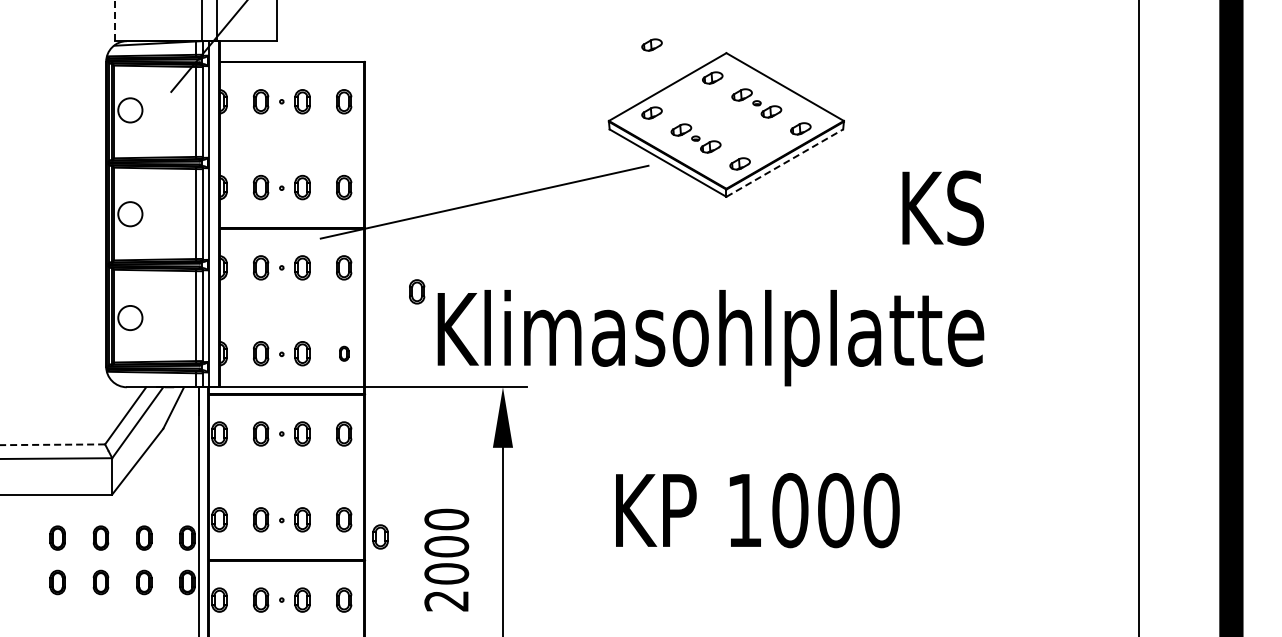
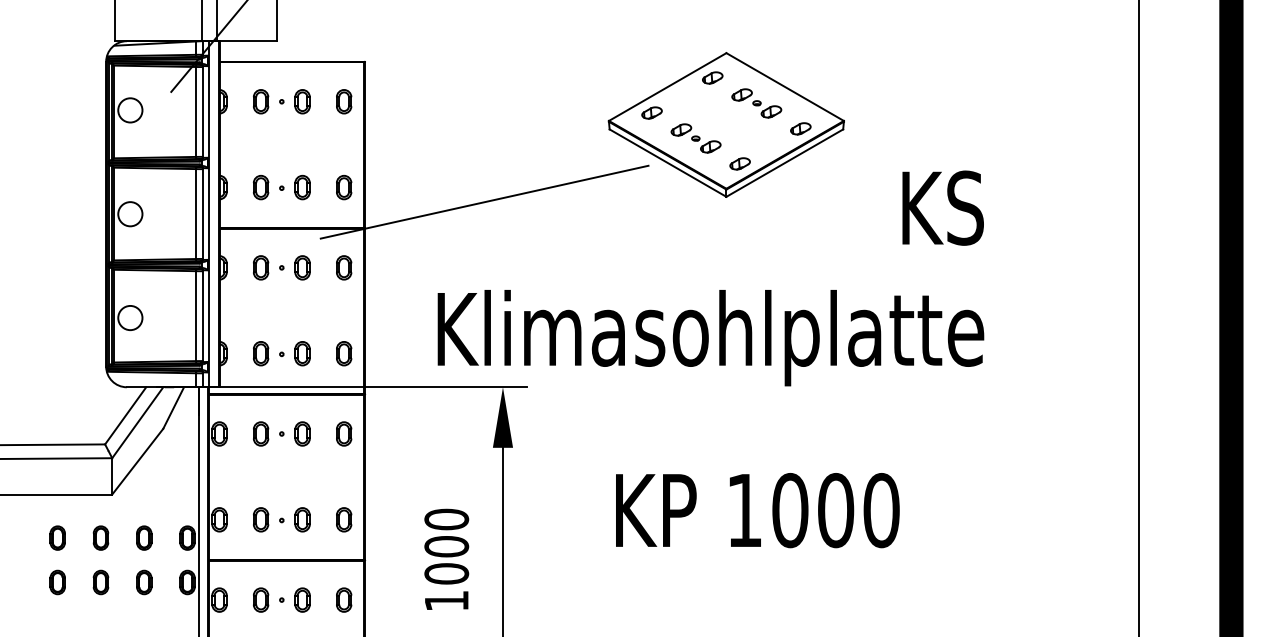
line: dashed -> solid (115, 20)
part: present -> none (651, 44)
line: dashed -> solid (785, 162)
part: present -> none (417, 291)
part size: 11x17 px -> 17x26 px (344, 353)
line: dashed -> solid (52, 444)
part: present -> none (380, 536)
text: 2000 -> 1000 (446, 601)
